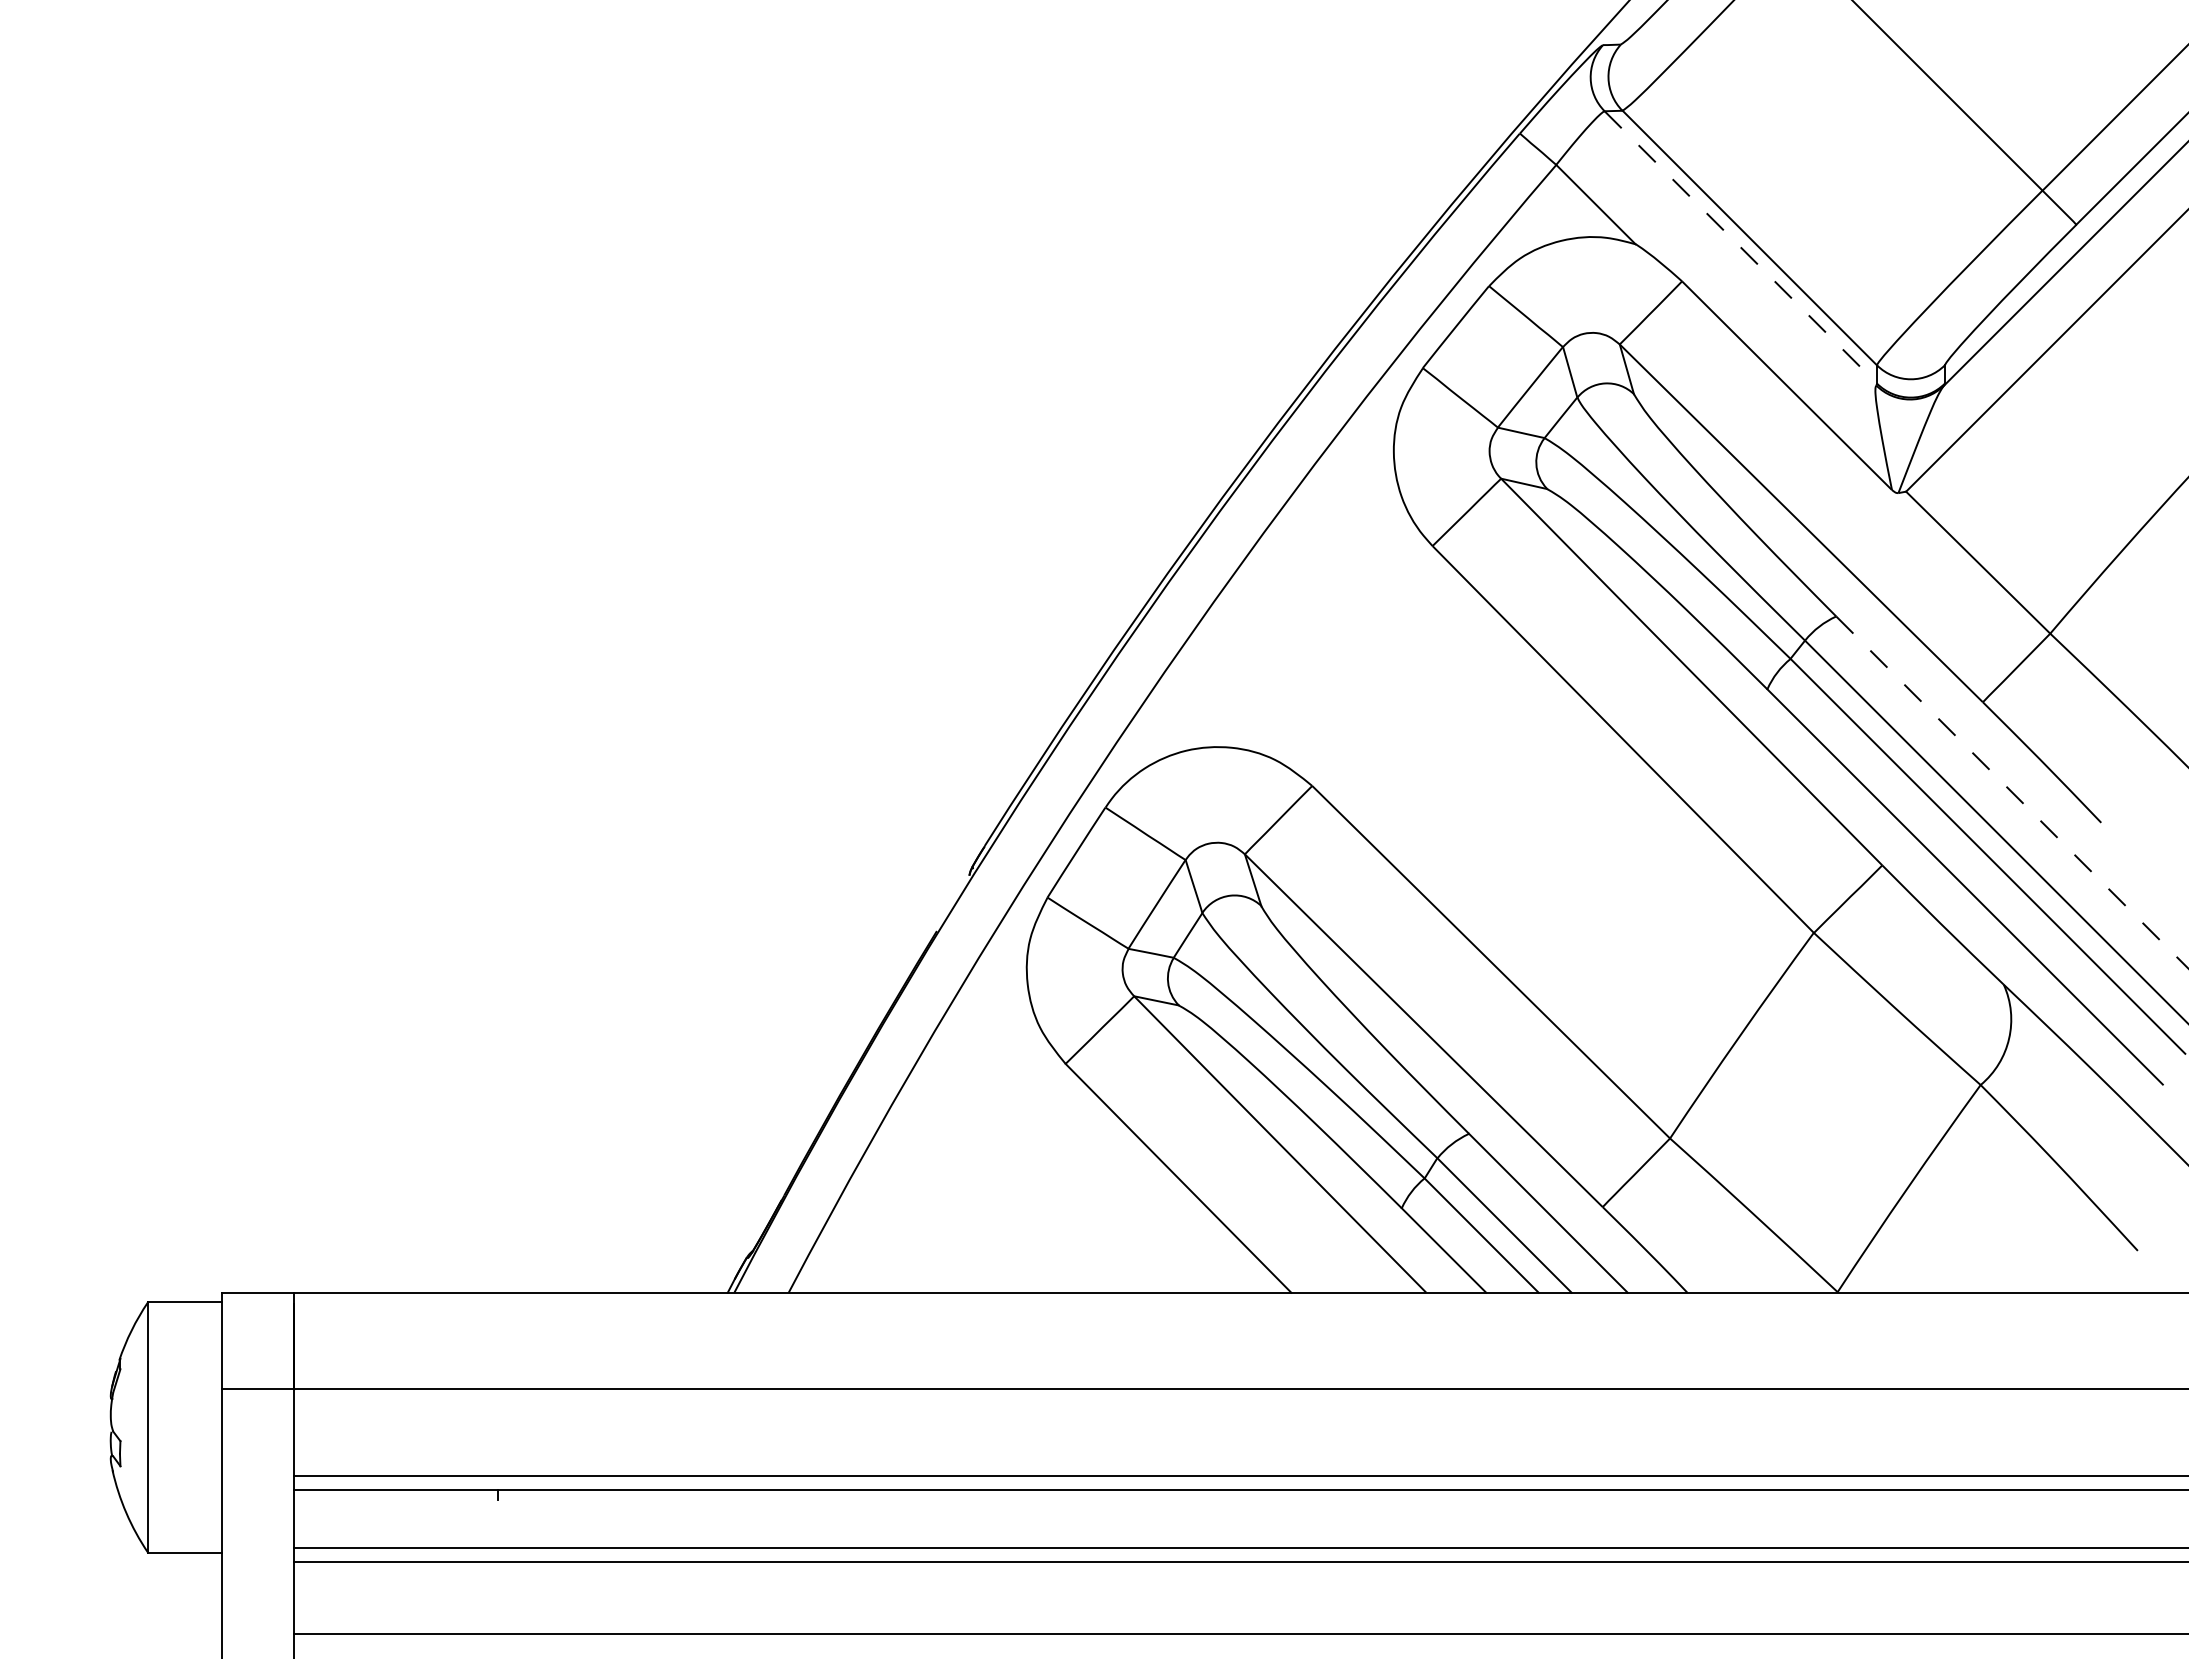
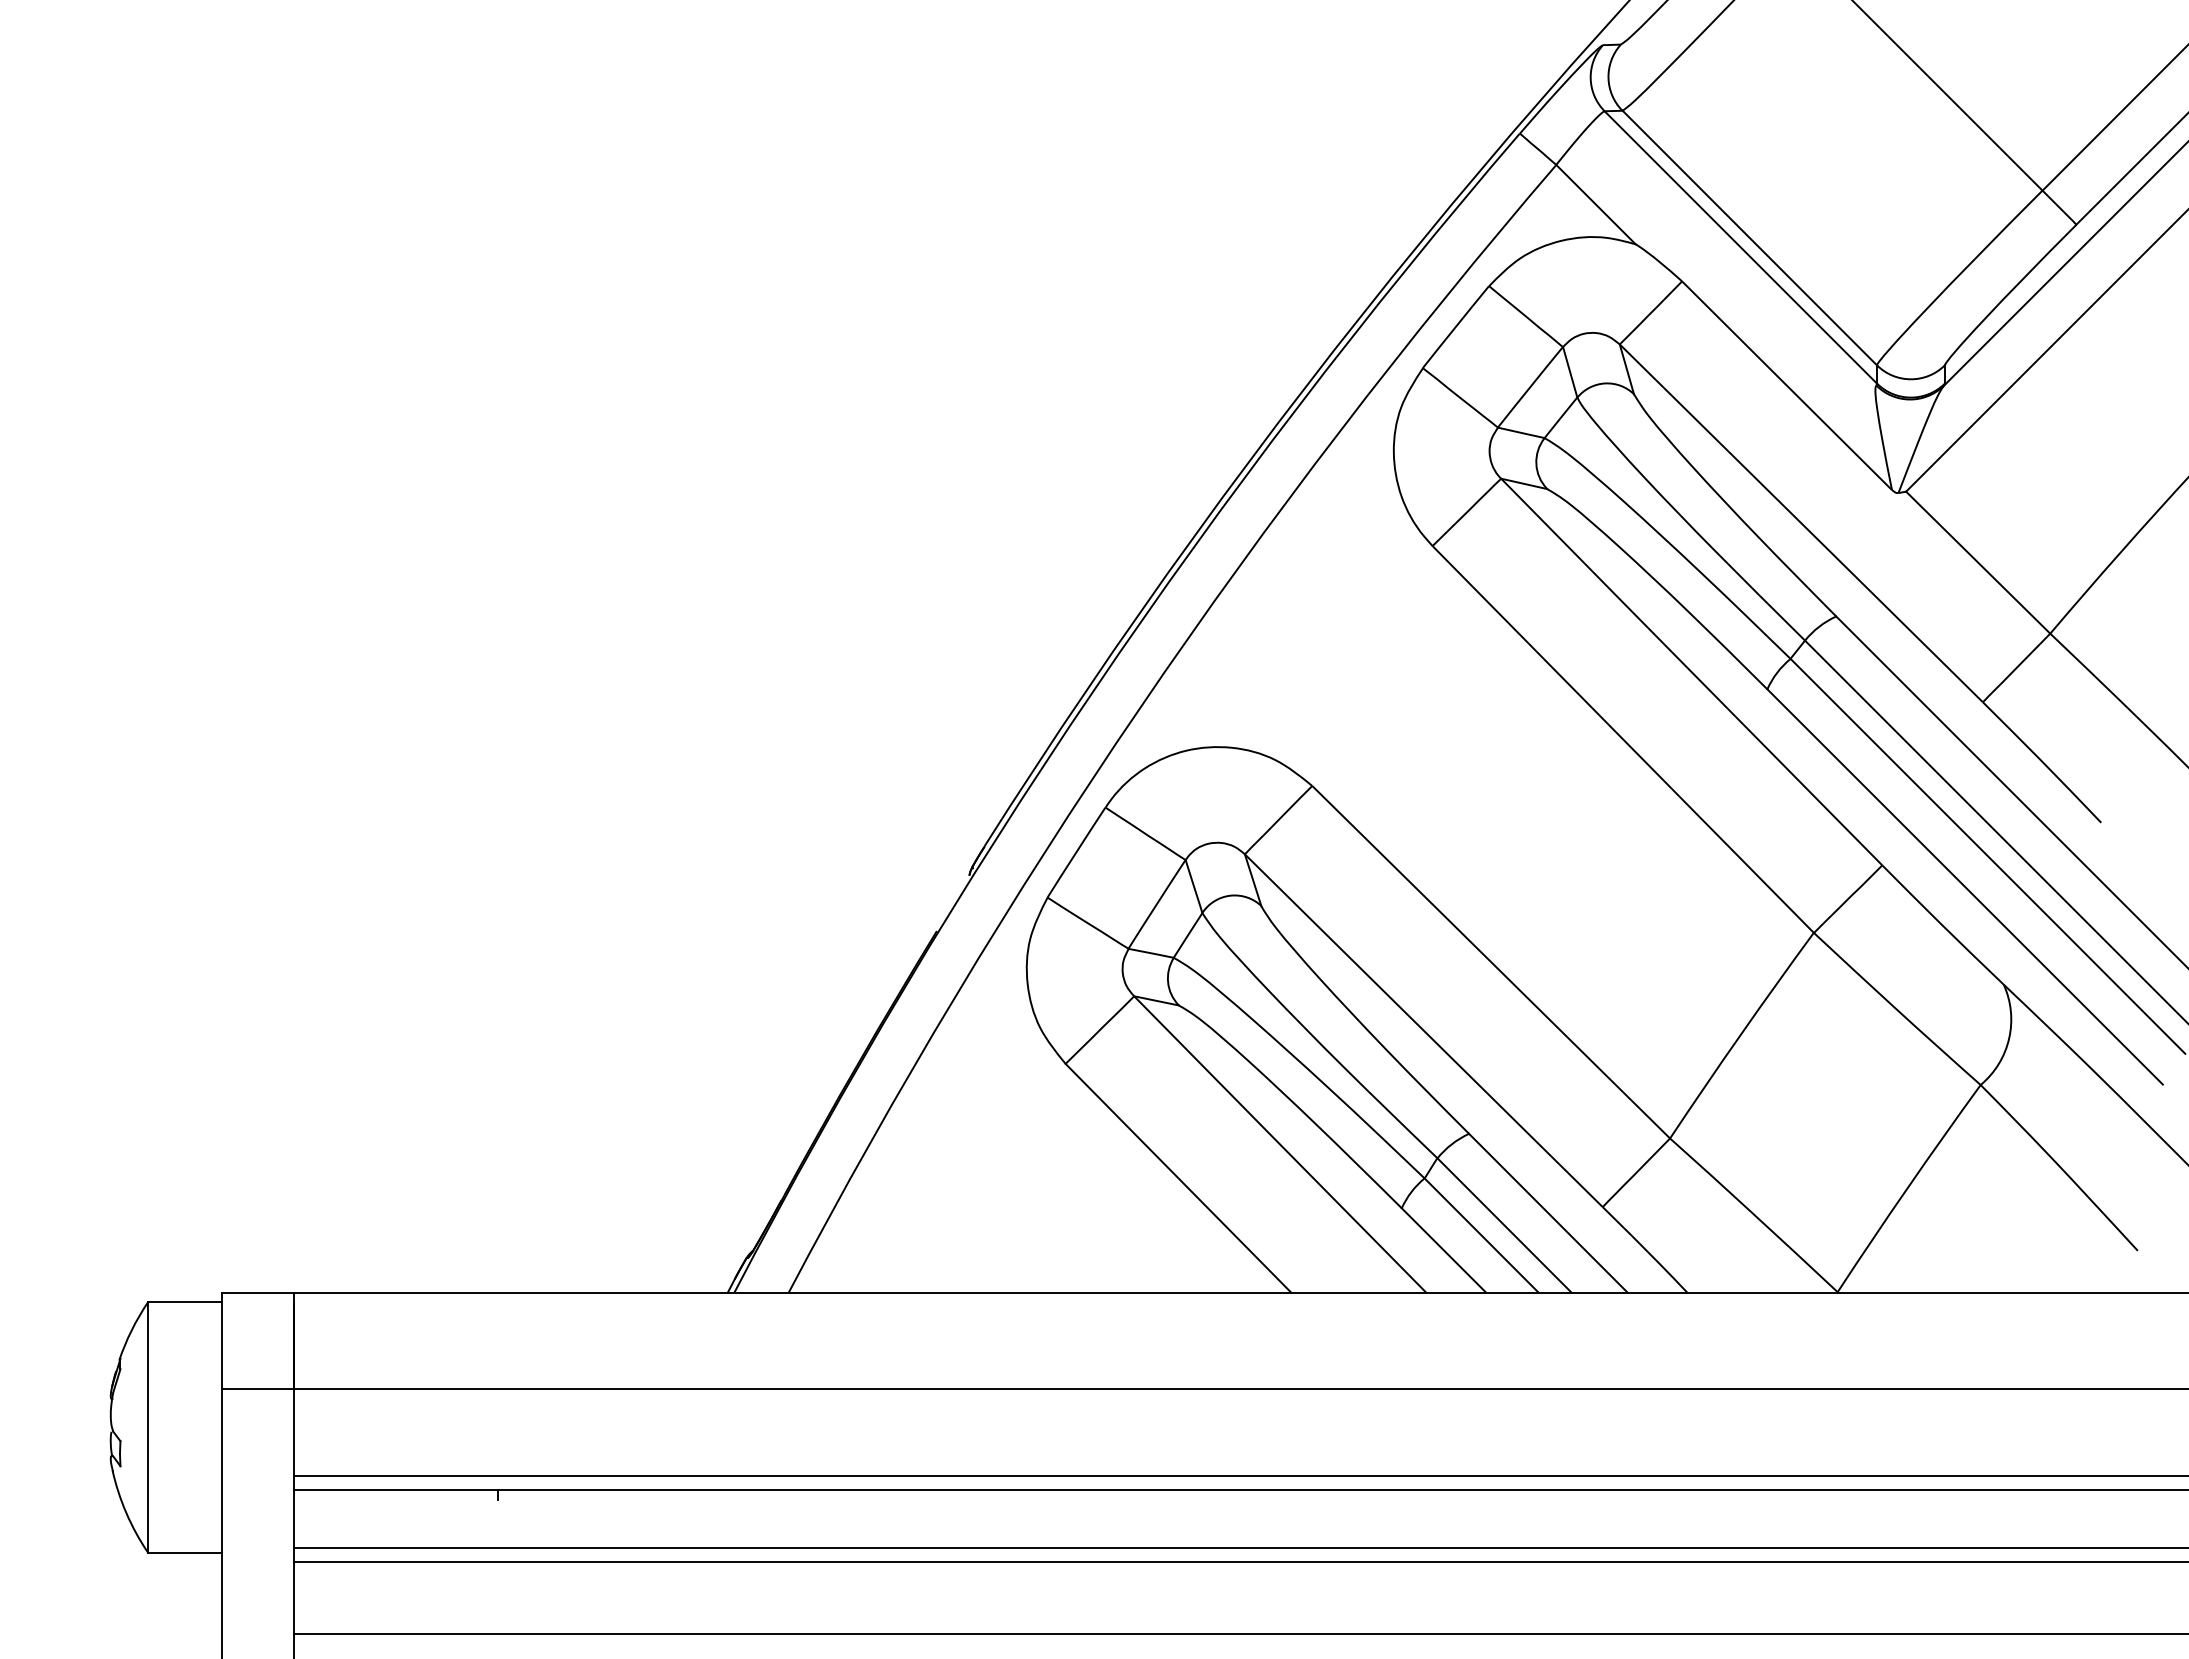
line: dashed -> solid (1740, 247)
line: dashed -> solid (2012, 793)
